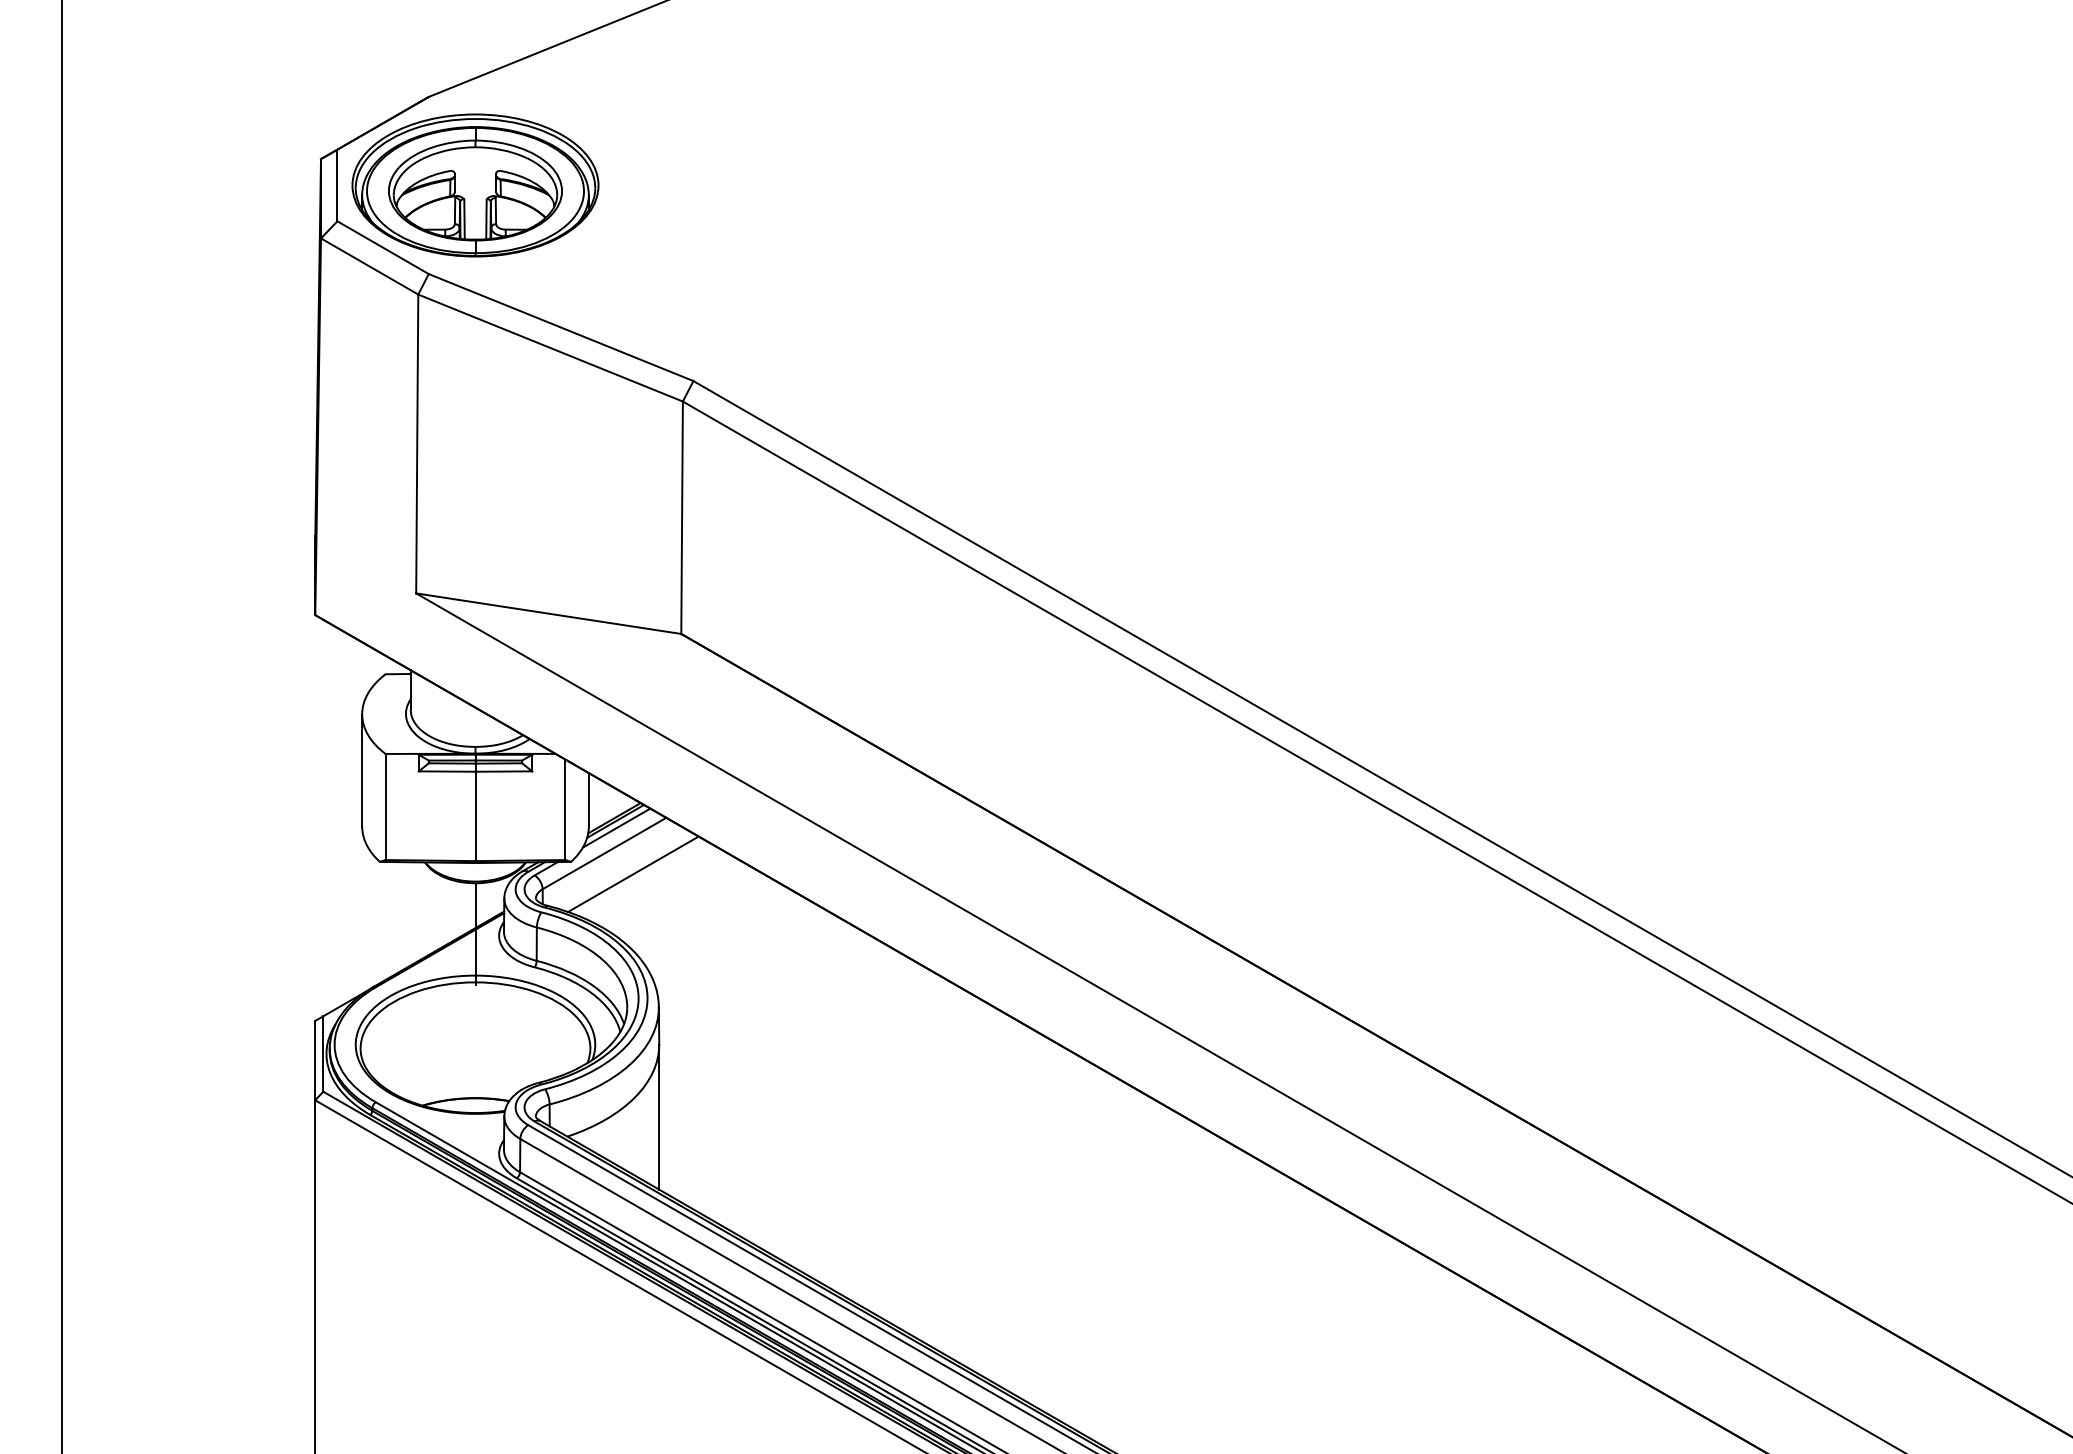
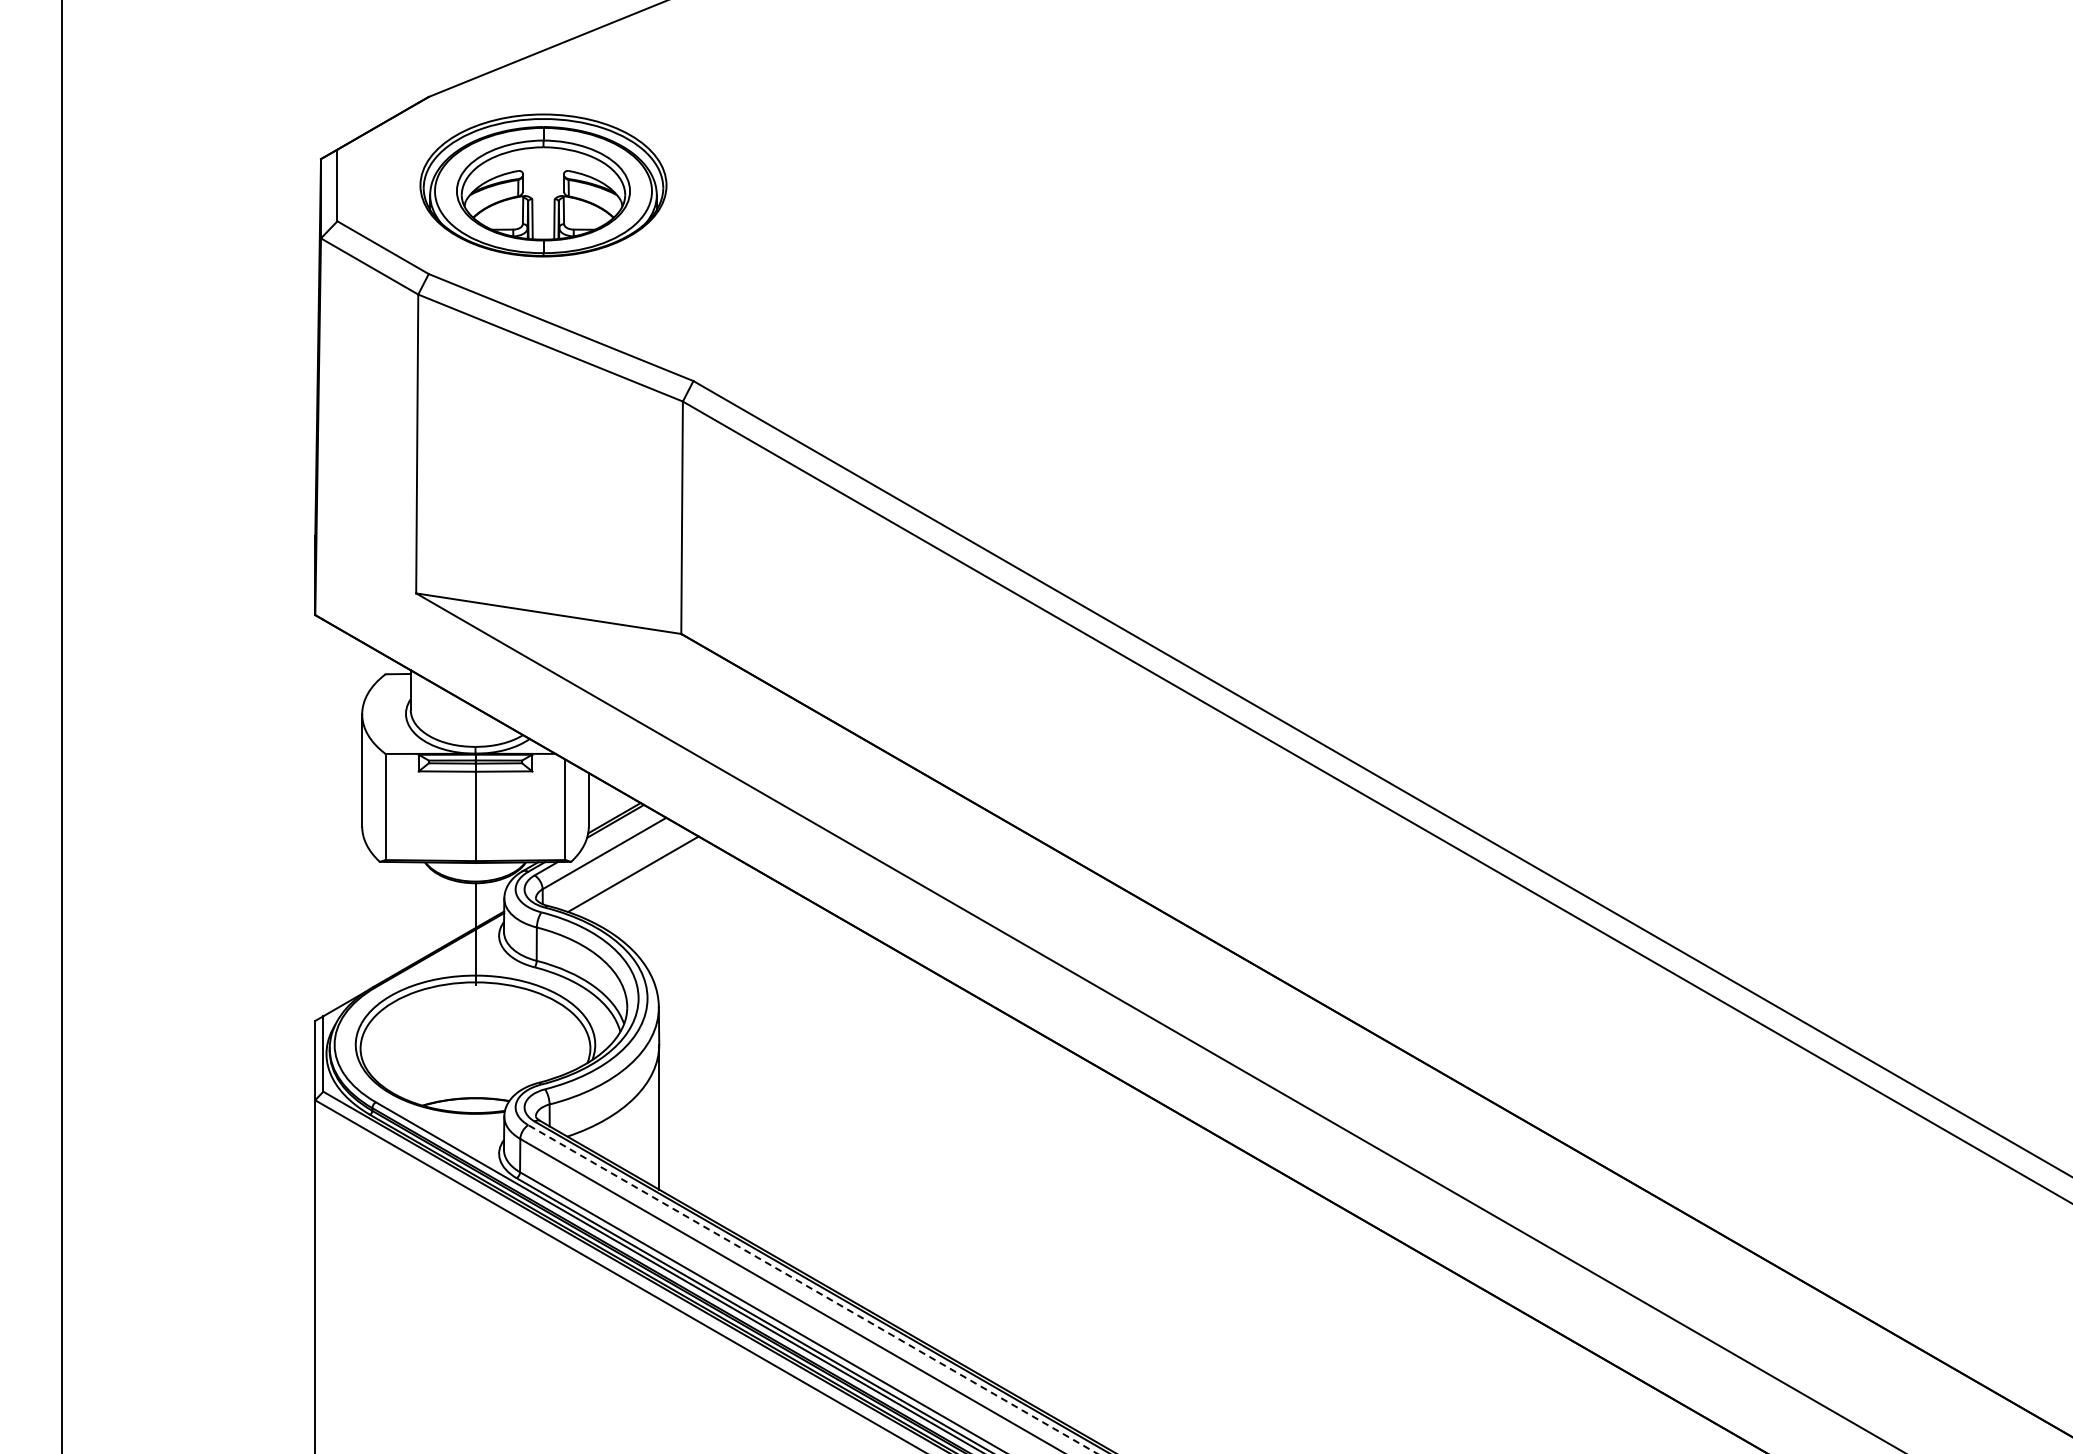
part position: (475, 185) -> (543, 185) (543, 185)
line: present -> none (616, 827)
line: solid -> dashed (812, 1289)
